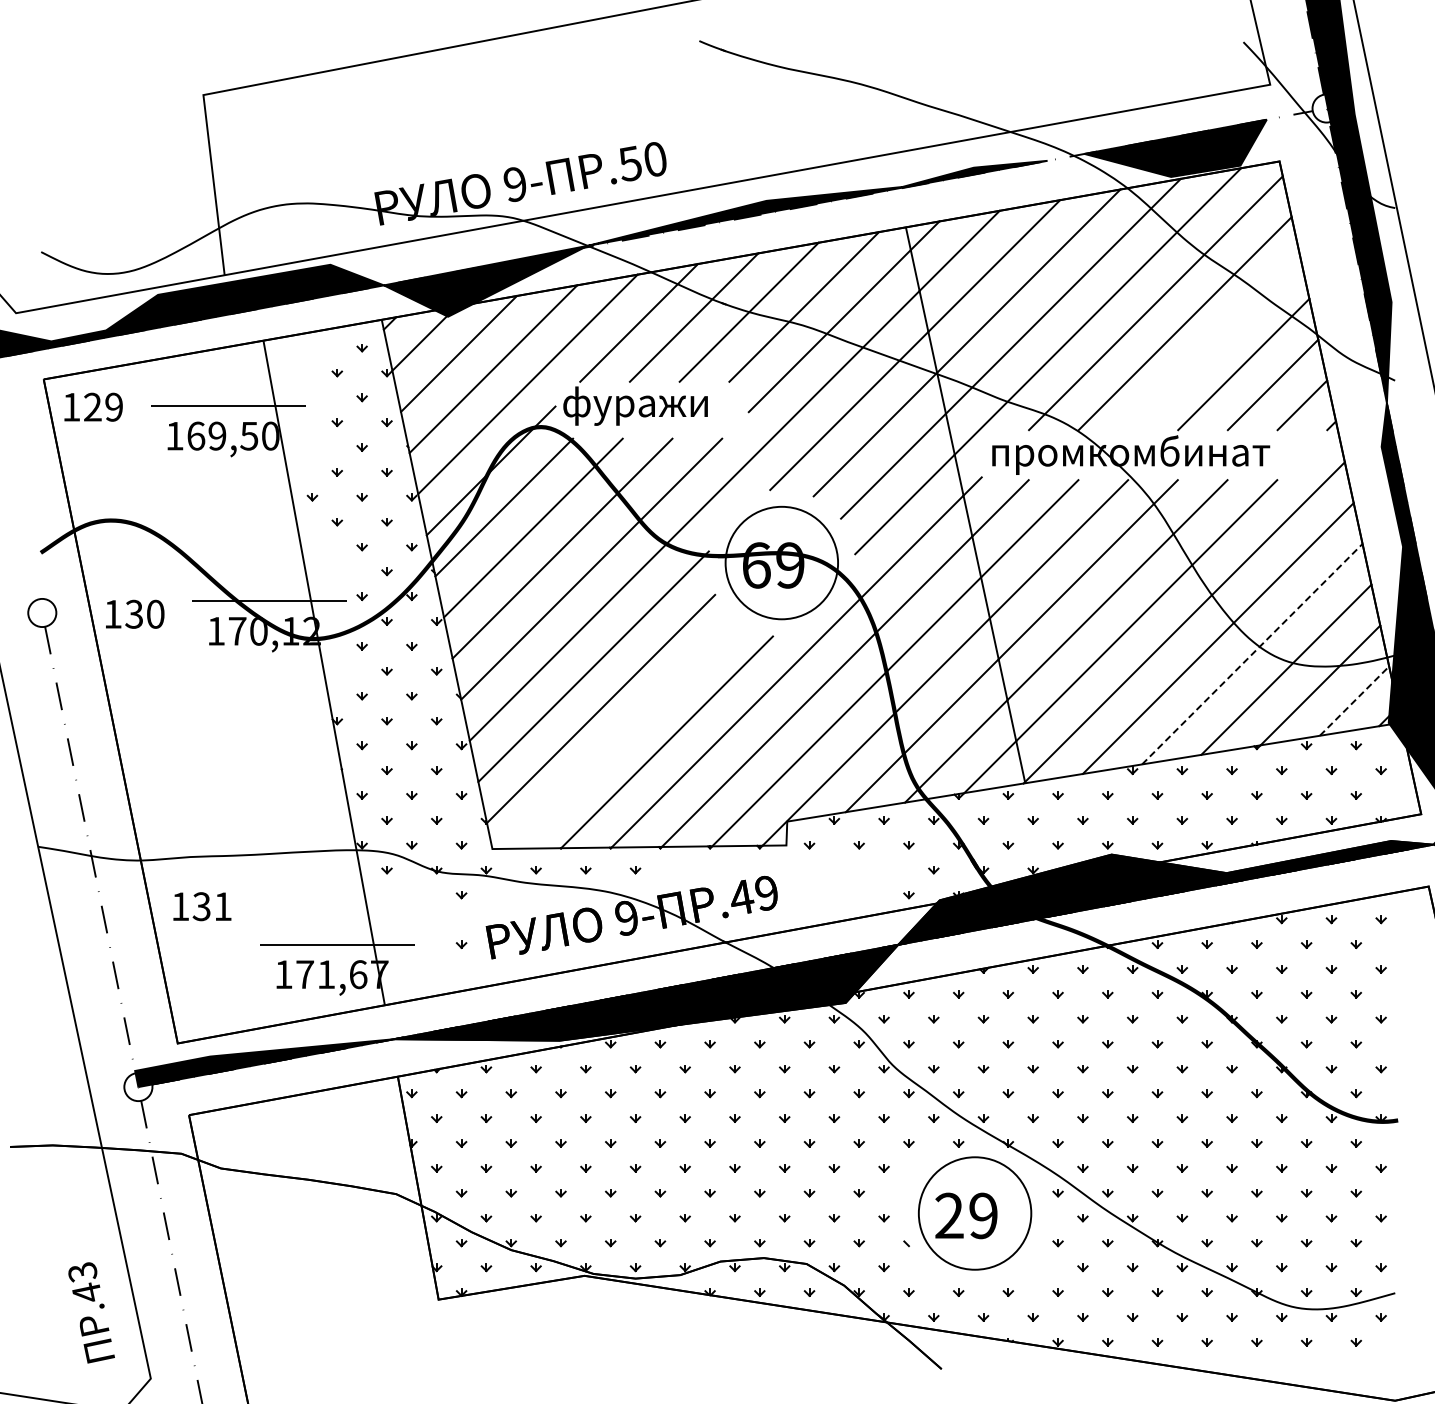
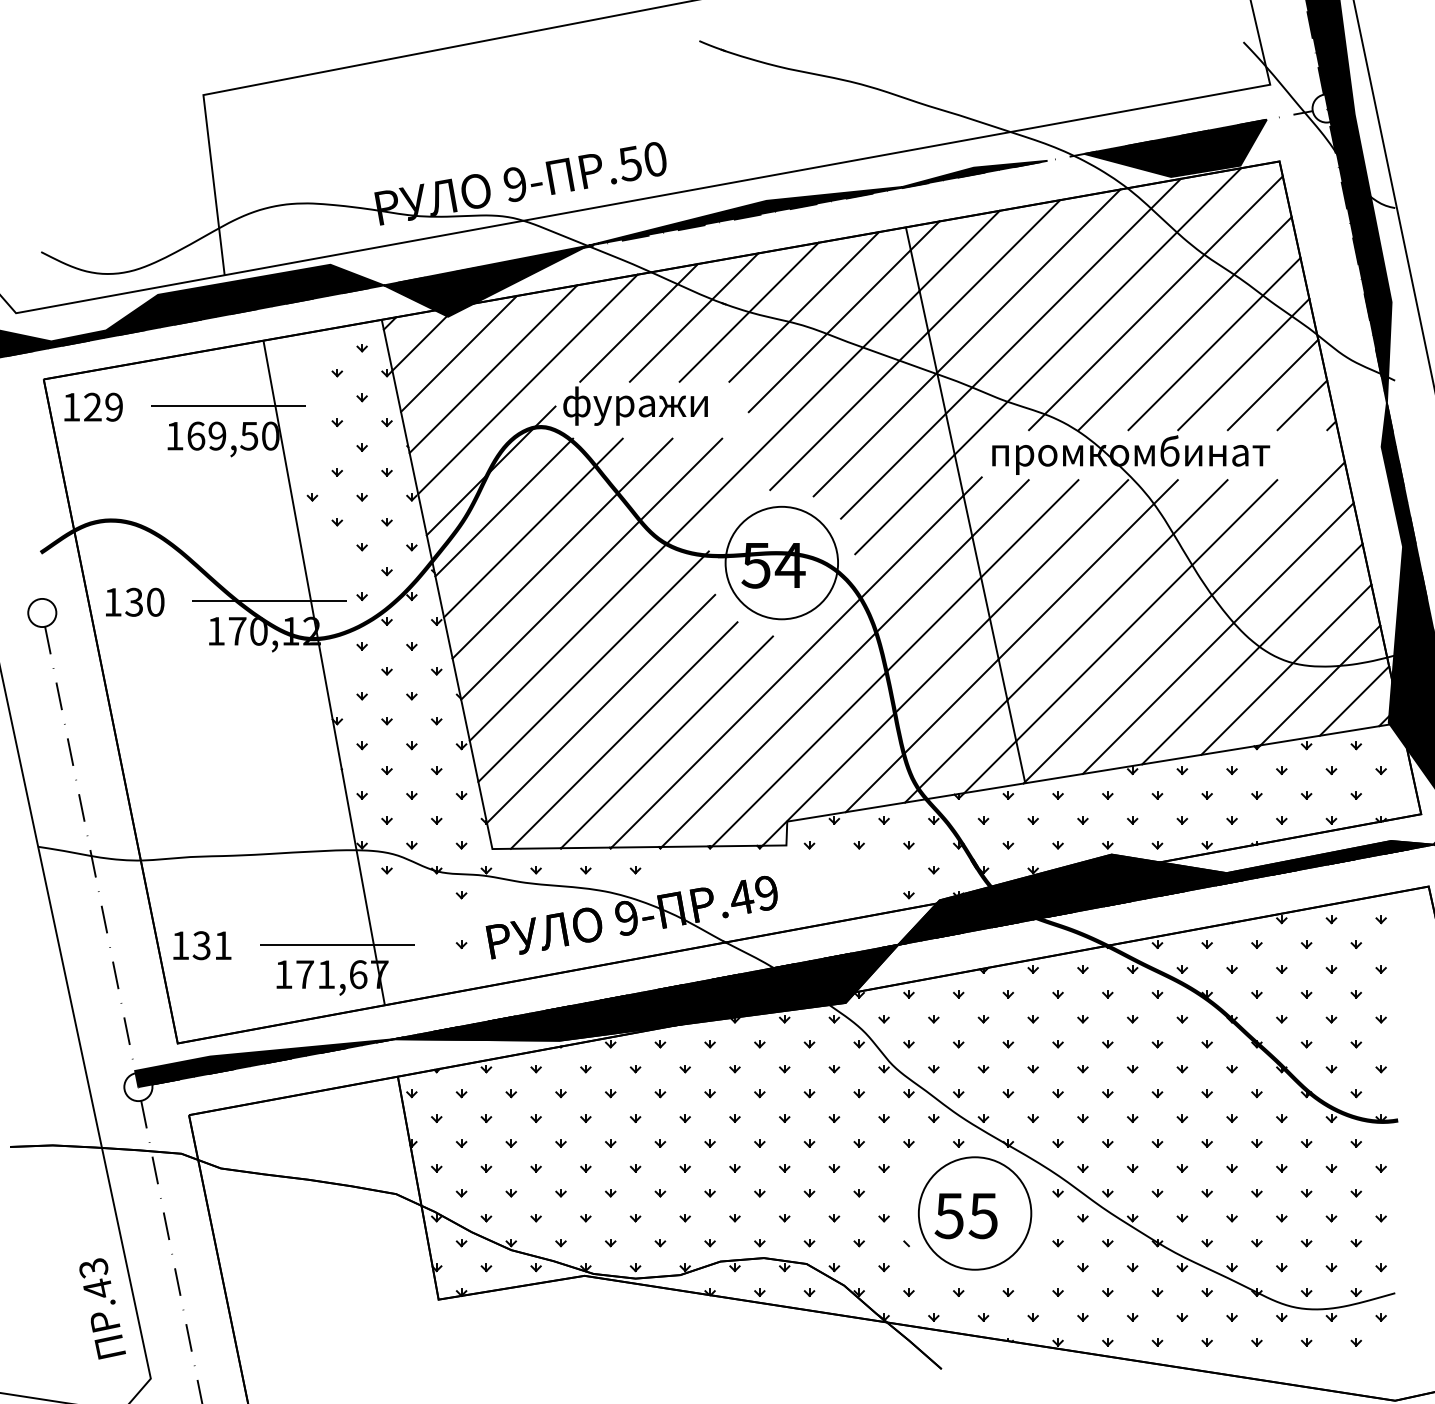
line: none -> present (1214, 344)
text: 69 -> 54 (773, 565)
text position: (135, 613) -> (135, 601) (135, 601)
line: dashed -> solid (1252, 654)
line: dashed -> solid (1354, 701)
line: none -> present (623, 735)
text position: (202, 906) -> (202, 945) (202, 945)
text: 29 -> 55 (965, 1215)
text position: (91, 1312) -> (102, 1308) (102, 1308)
